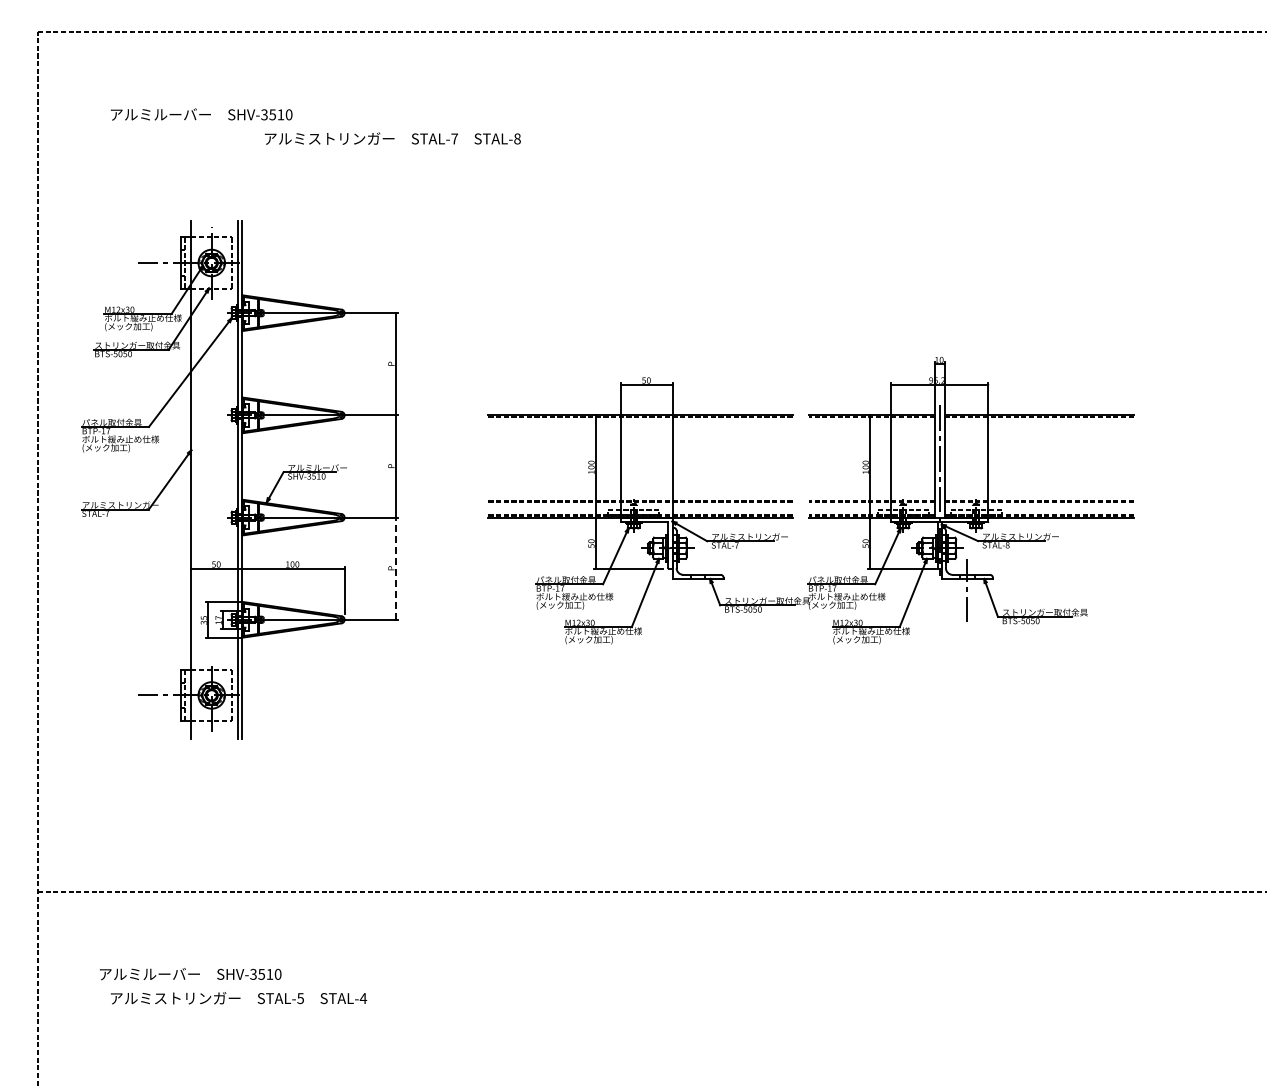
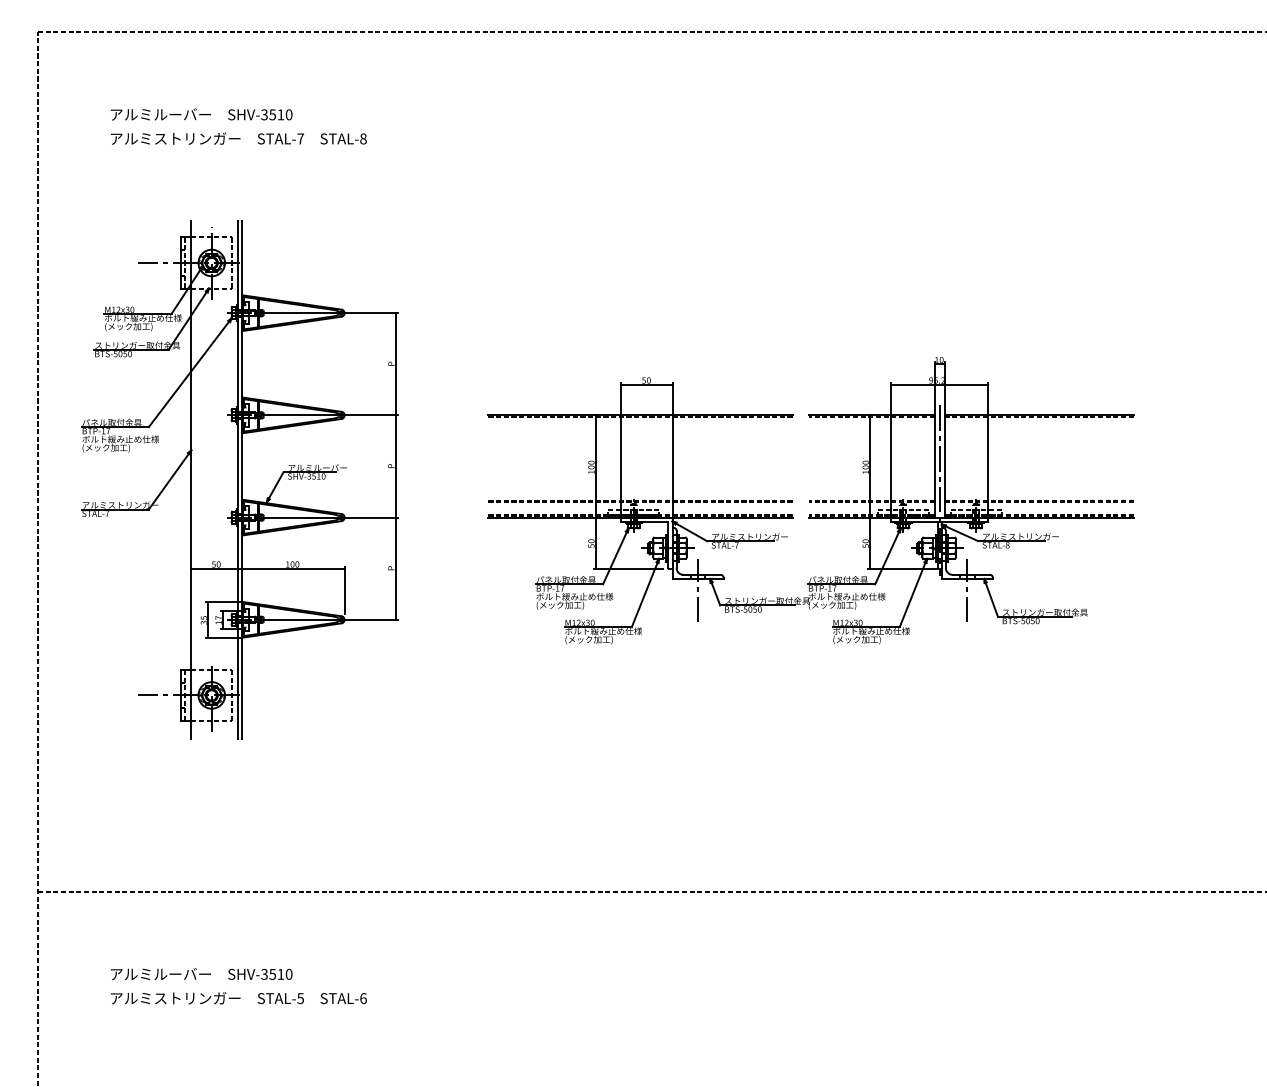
text position: (392, 138) -> (238, 138) (238, 138)
line: dashed -> solid (395, 568)
line: none -> present (698, 590)
text position: (190, 974) -> (201, 974) (201, 974)
text: STAL-4 -> STAL-6 (363, 998)
